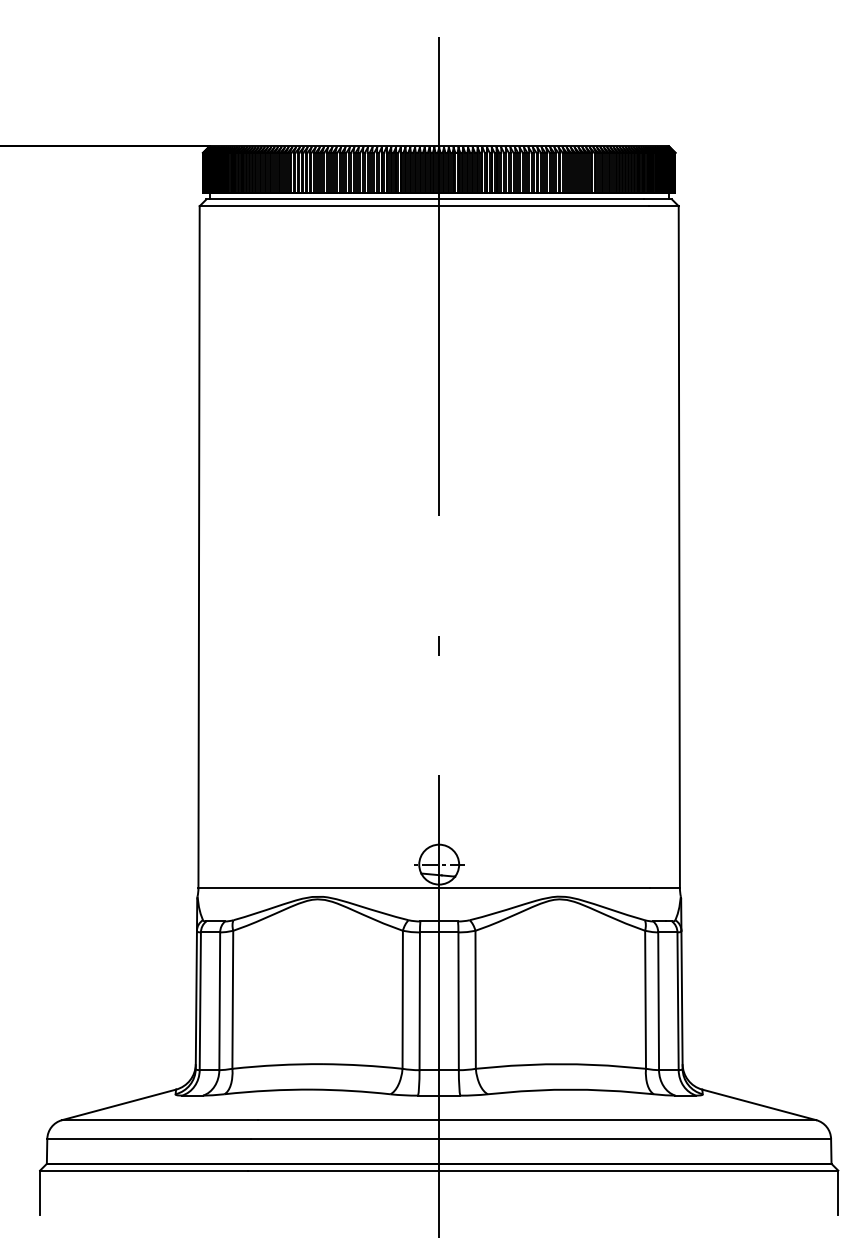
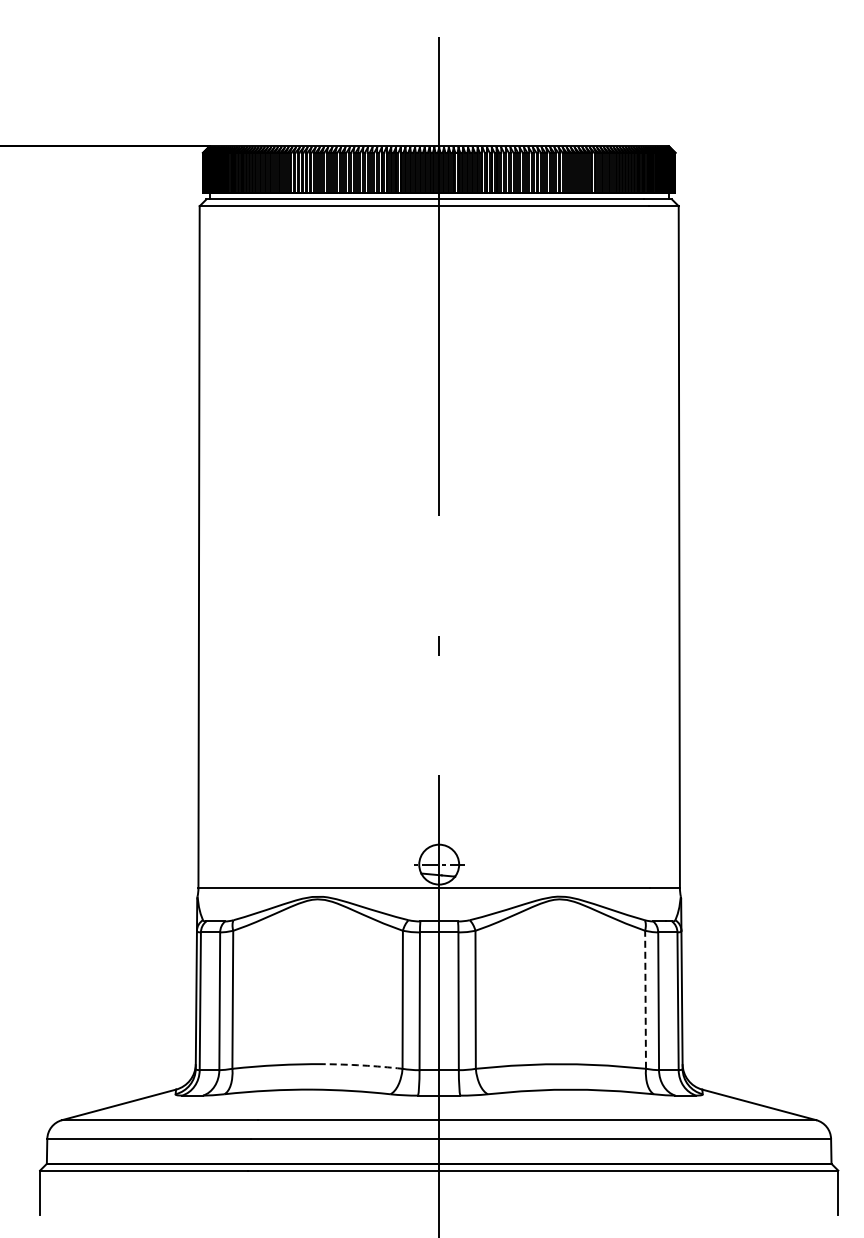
line: solid -> dashed (645, 999)
arc: solid -> dashed (362, 1065)
